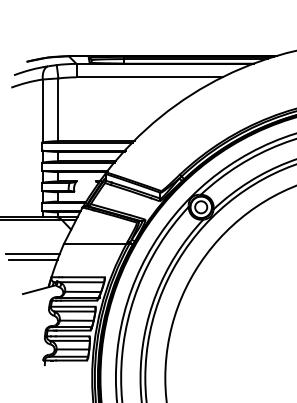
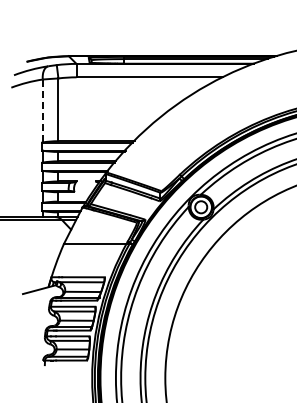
line: solid -> dashed (42, 111)
line: present -> none (32, 253)
line: present -> none (32, 259)
